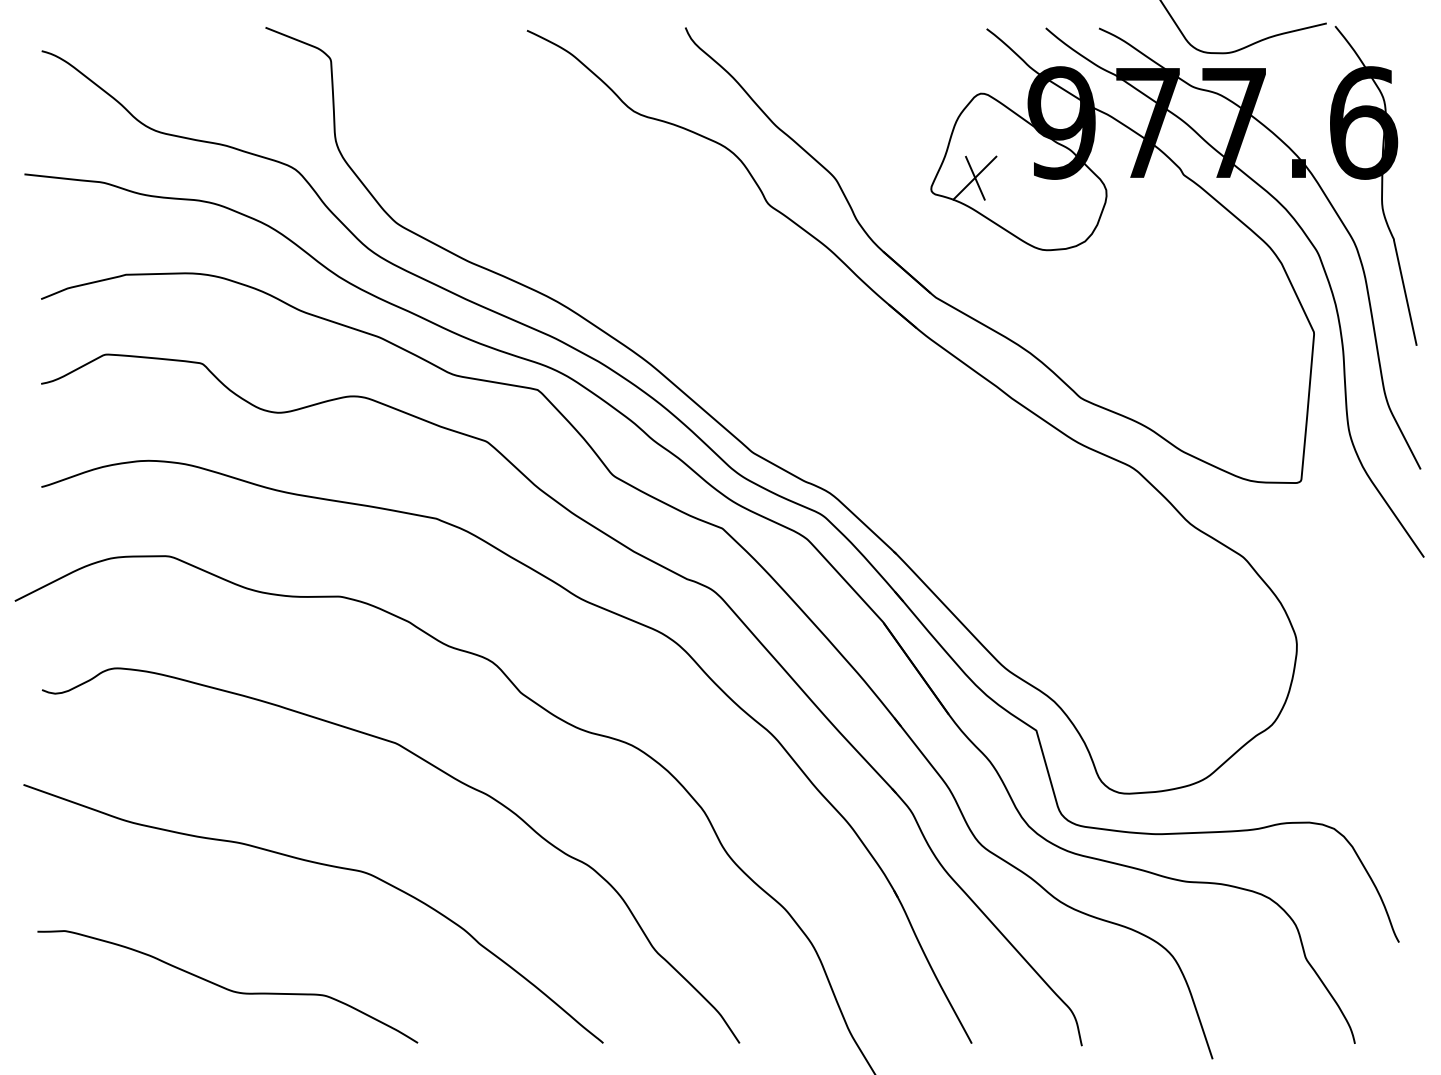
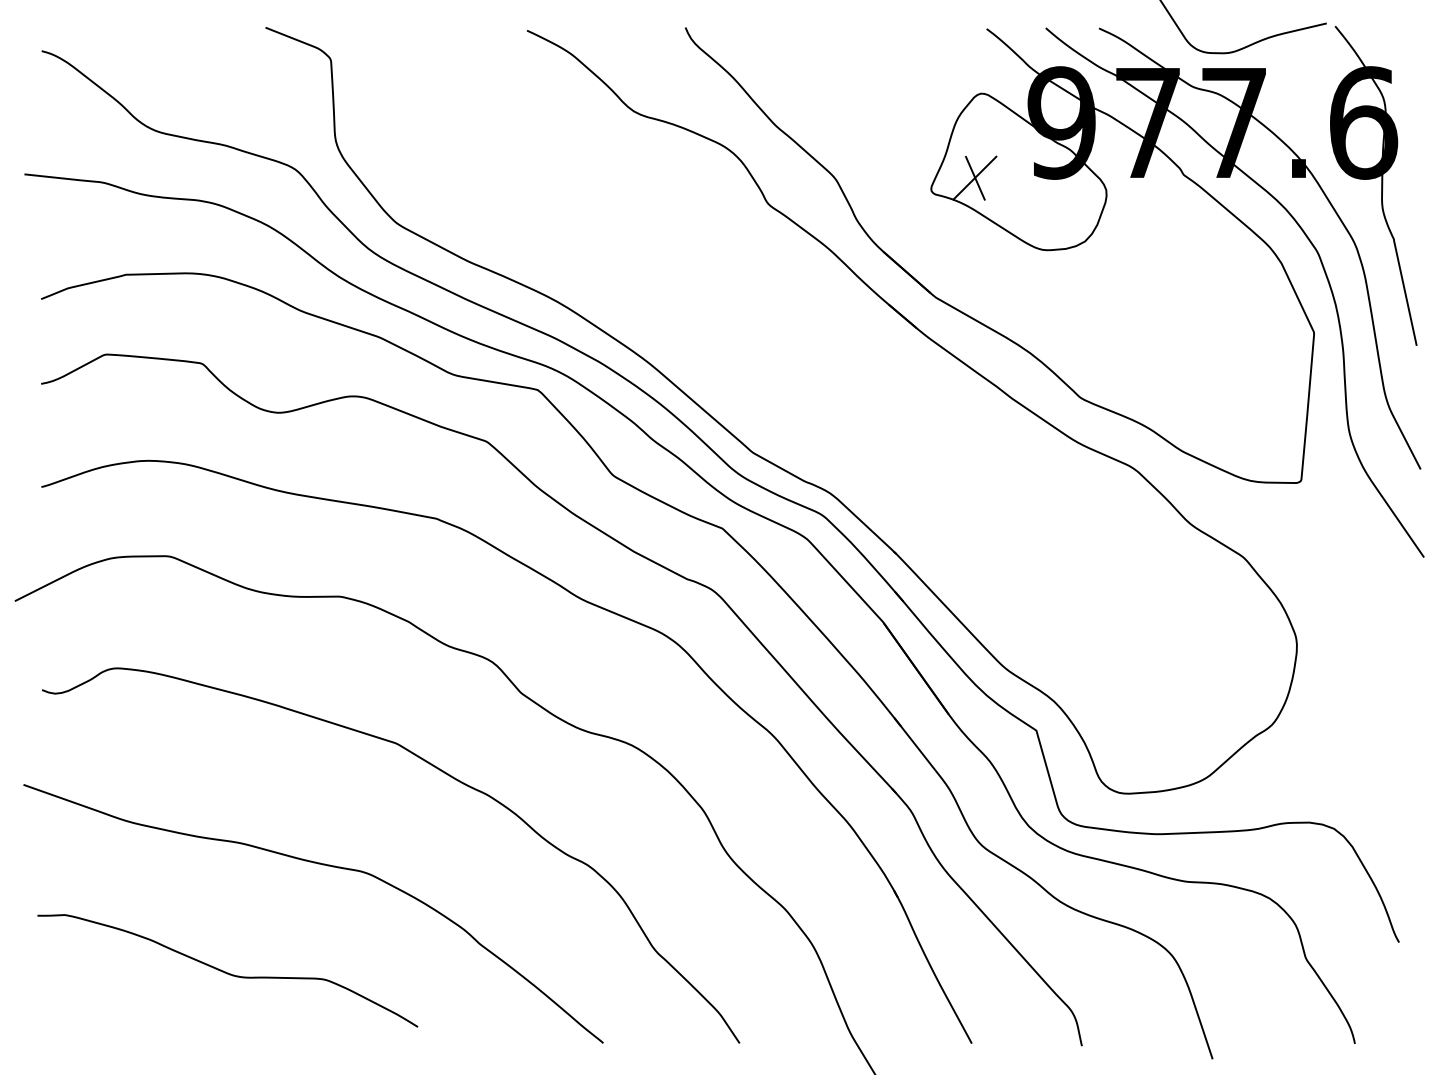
curve position: (227, 988) -> (227, 972) (227, 972)
